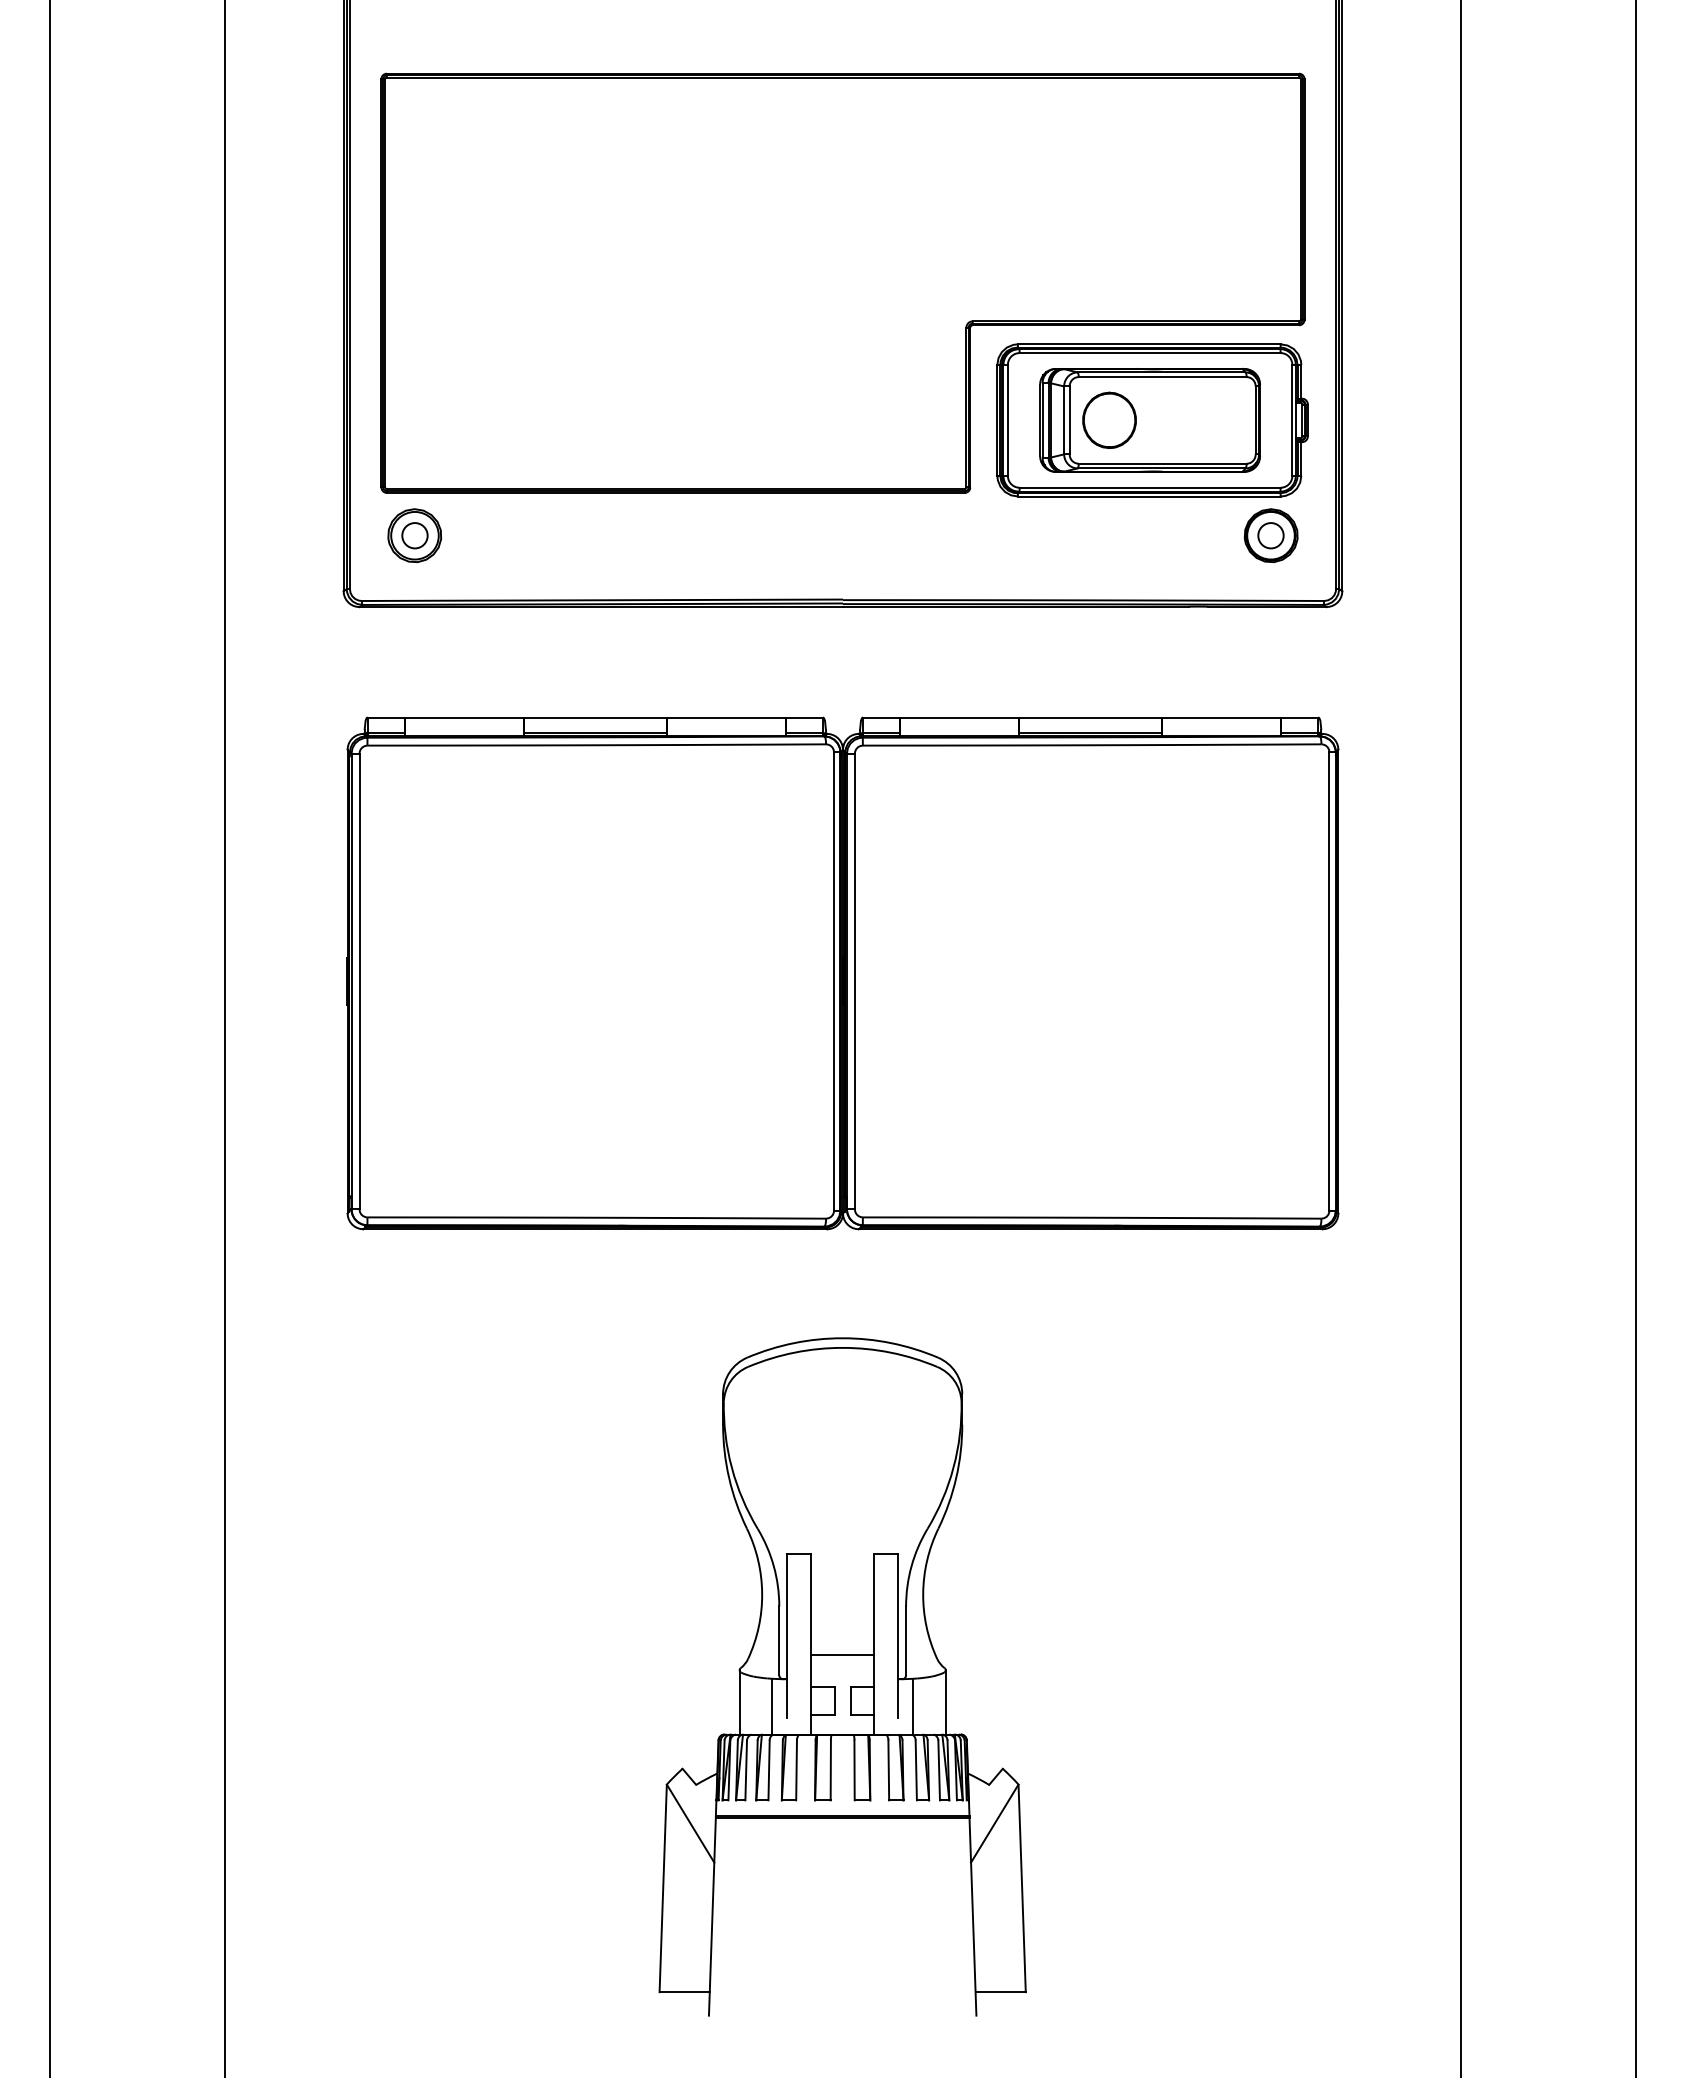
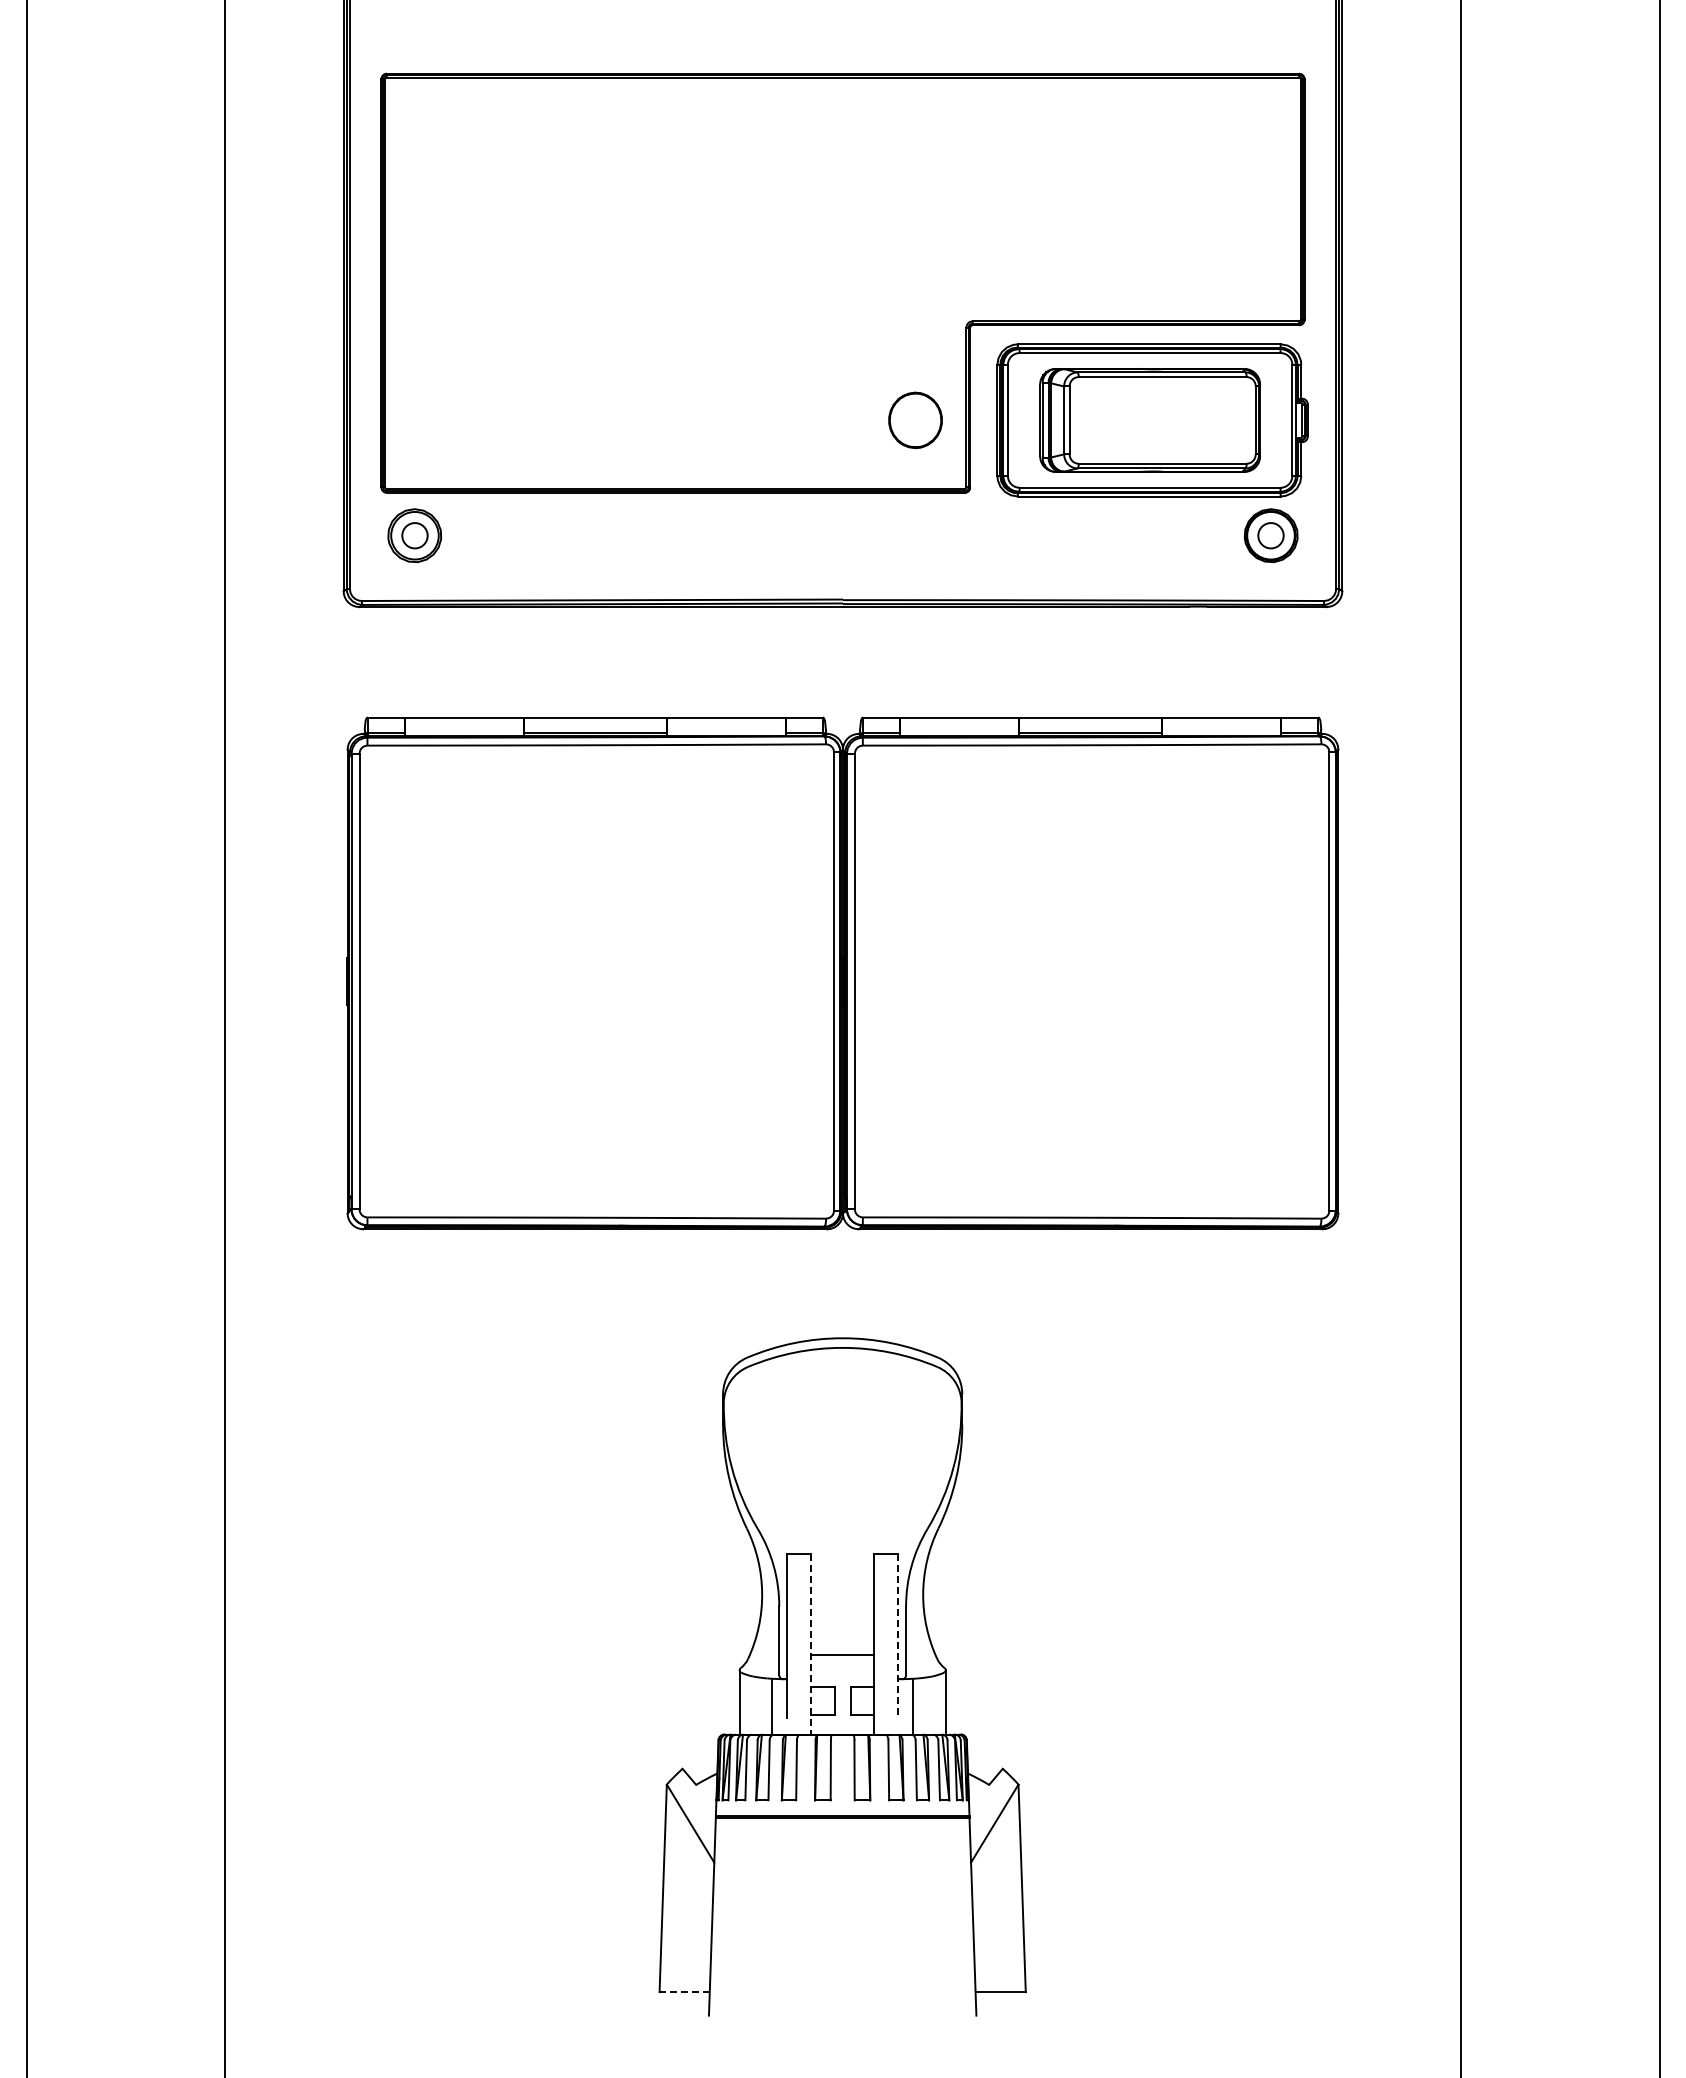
part position: (1109, 419) -> (915, 419) (915, 419)
line position: (50, 1038) -> (27, 1038) (27, 1038)
line position: (1635, 1038) -> (1659, 1038) (1659, 1038)
line: solid -> dashed (898, 1635)
line: solid -> dashed (810, 1644)
line: solid -> dashed (684, 1992)
